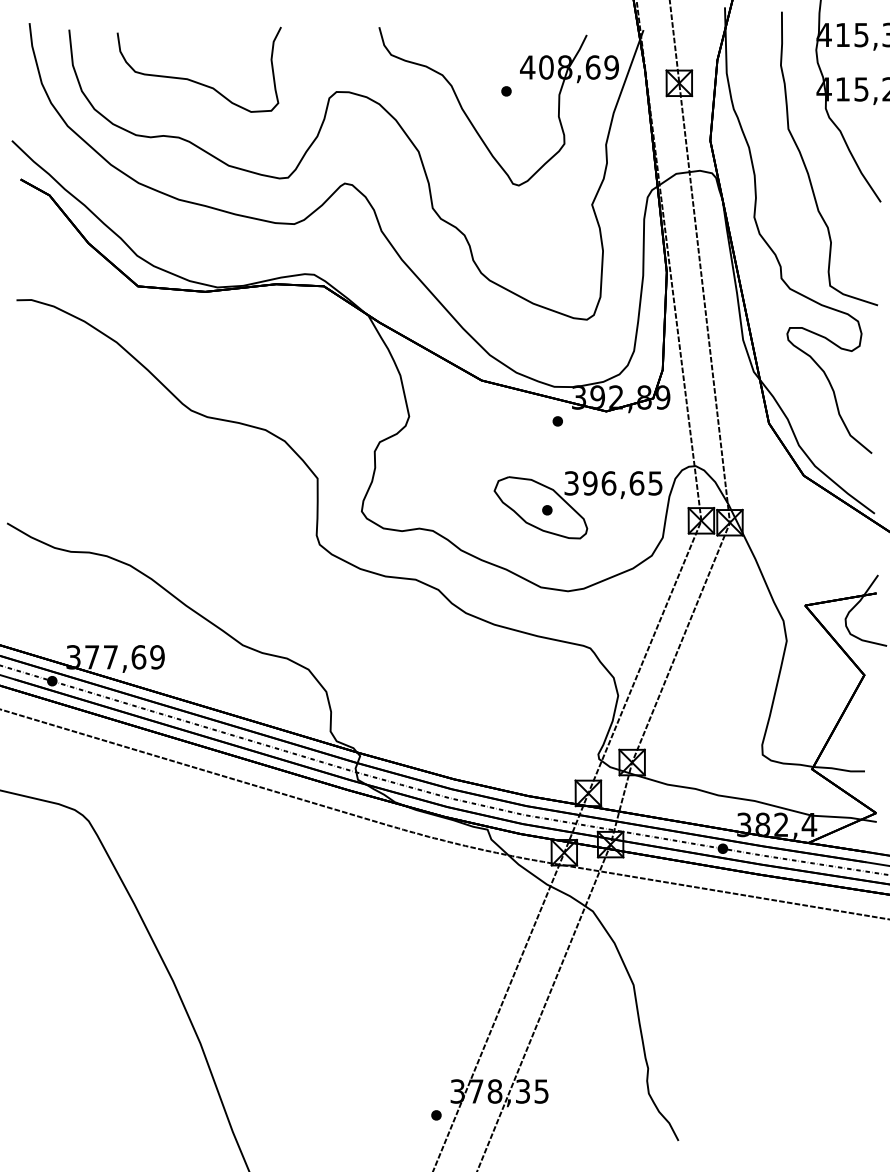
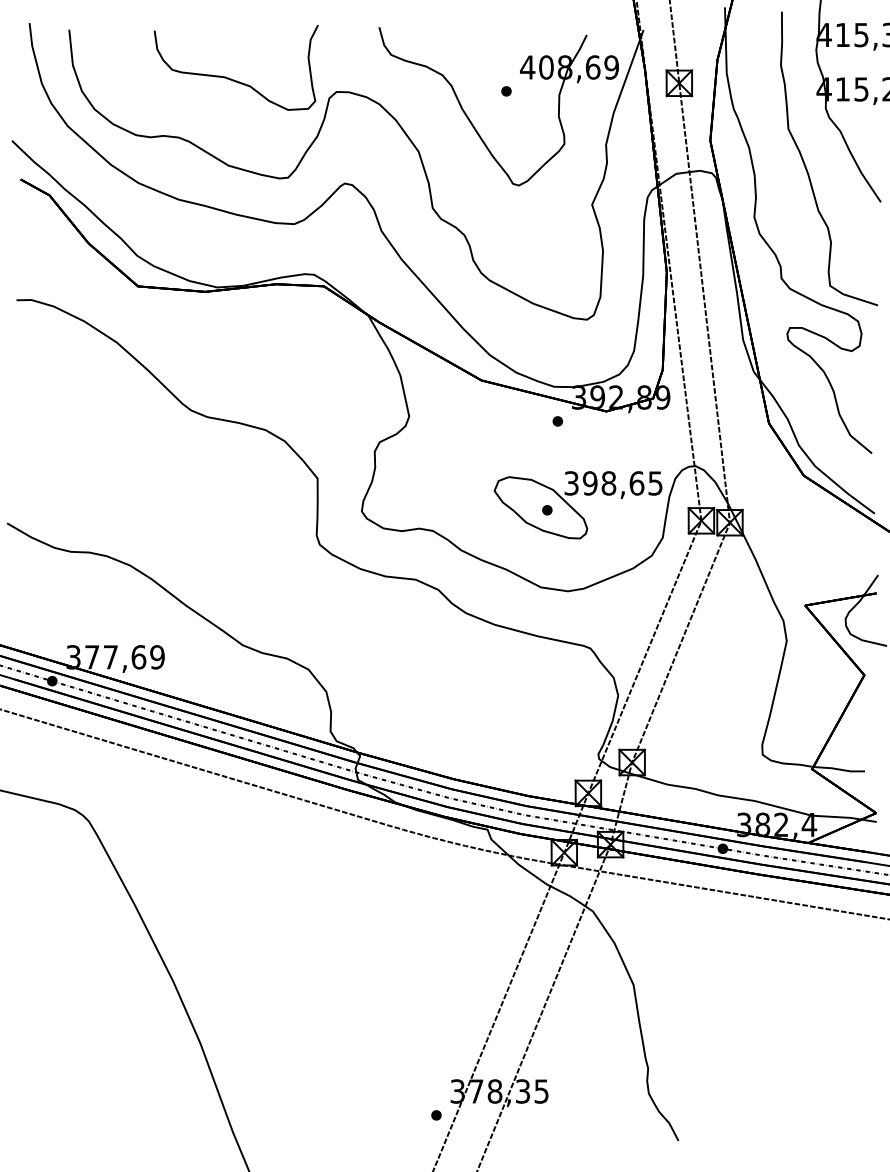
curve position: (194, 80) -> (231, 78) (231, 78)
text: 396,65 -> 398,65 (608, 483)
